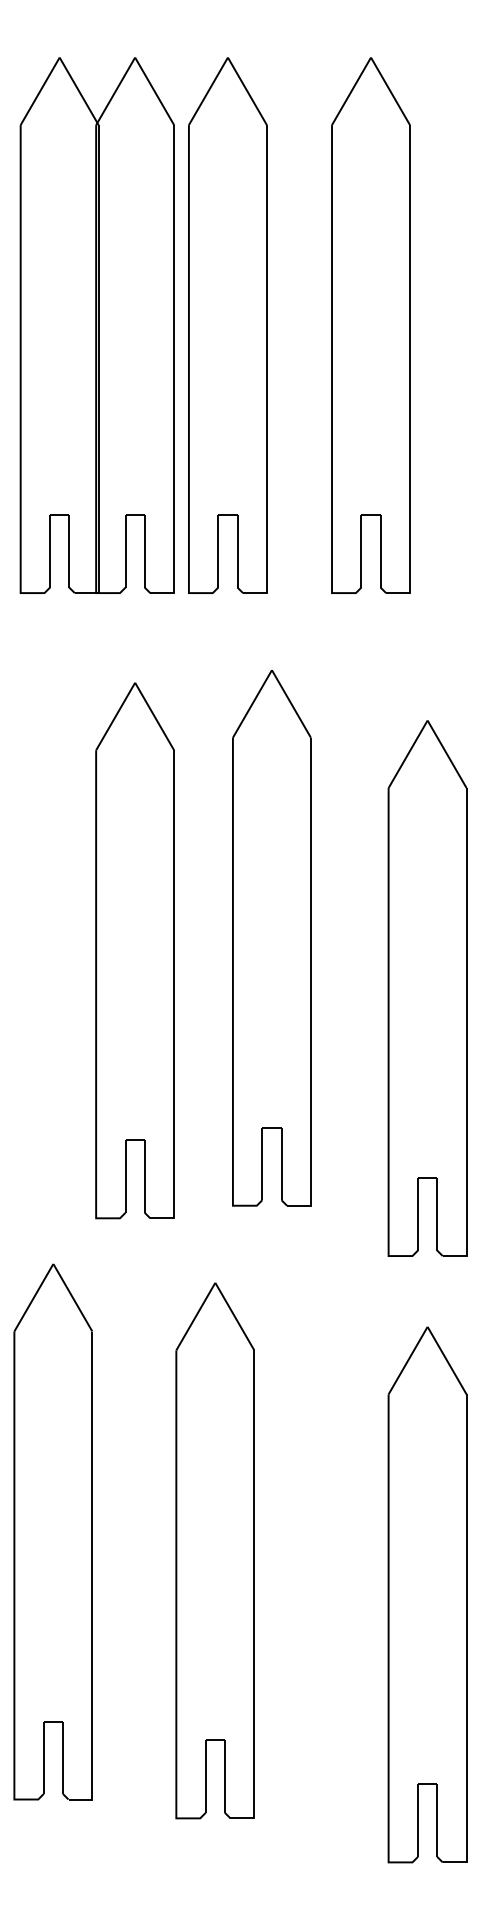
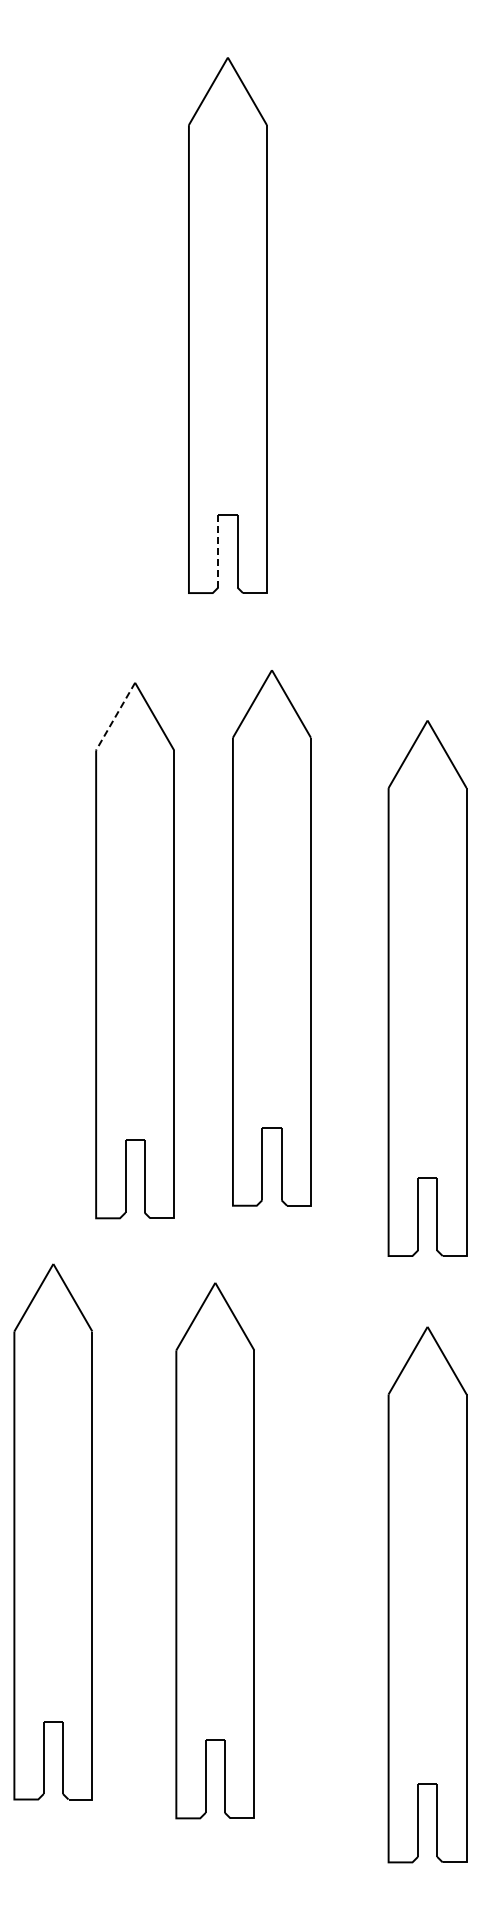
part: present -> none (96, 325)
part: present -> none (370, 325)
line: solid -> dashed (218, 550)
line: solid -> dashed (115, 716)
